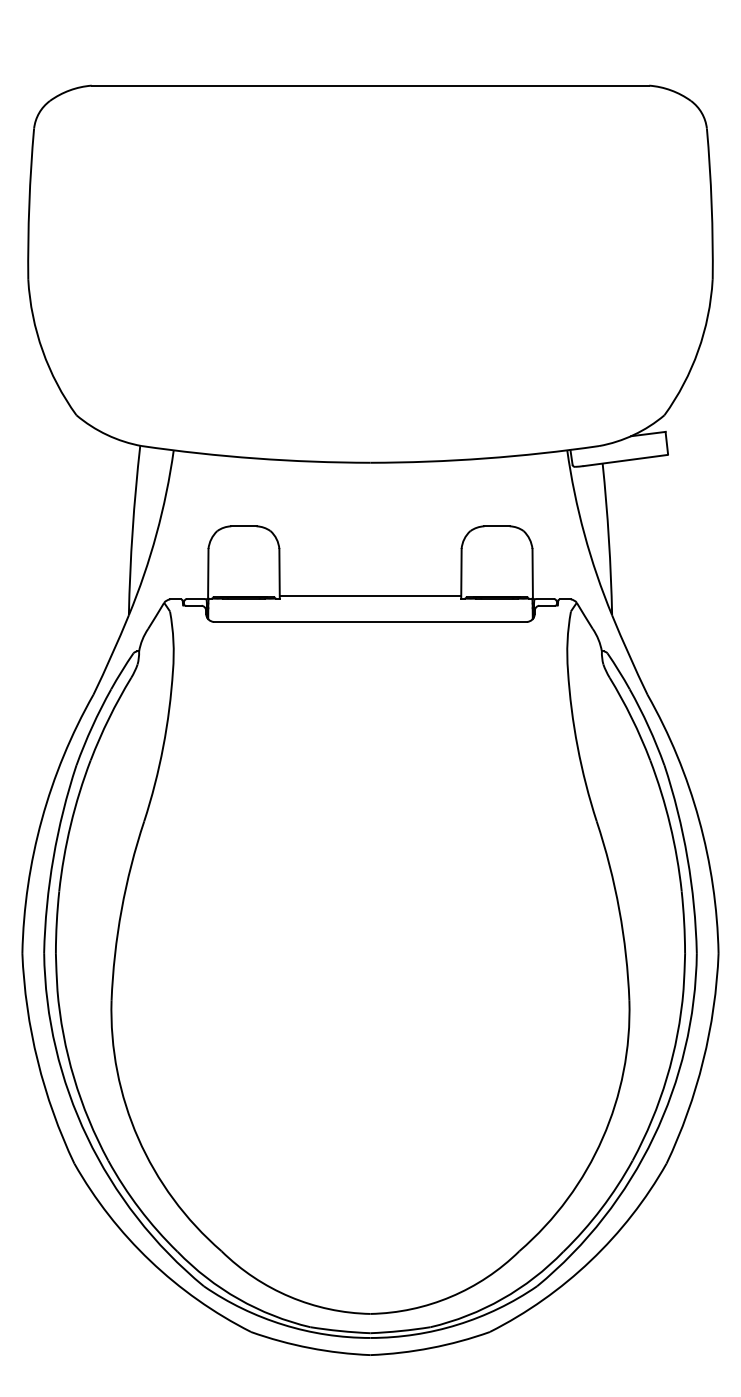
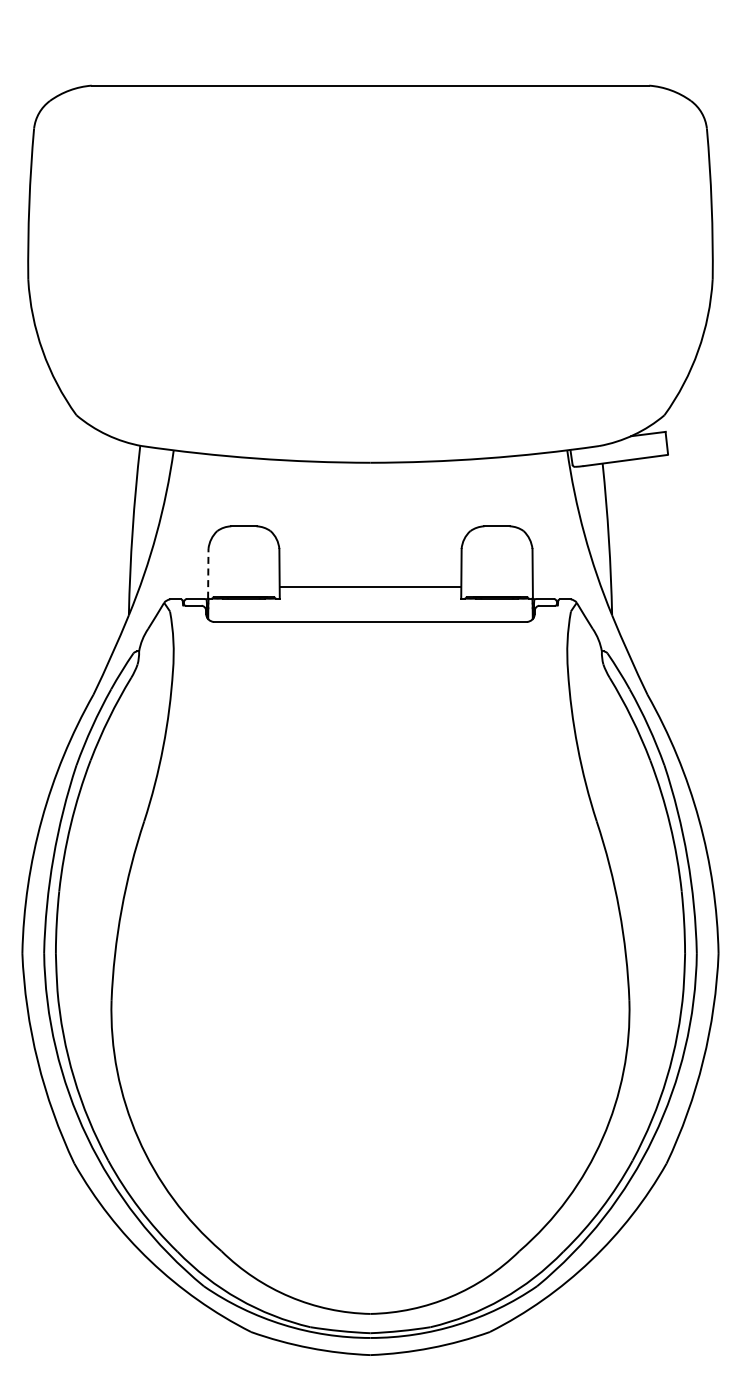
line: solid -> dashed (208, 573)
line position: (370, 596) -> (370, 587) (370, 587)
